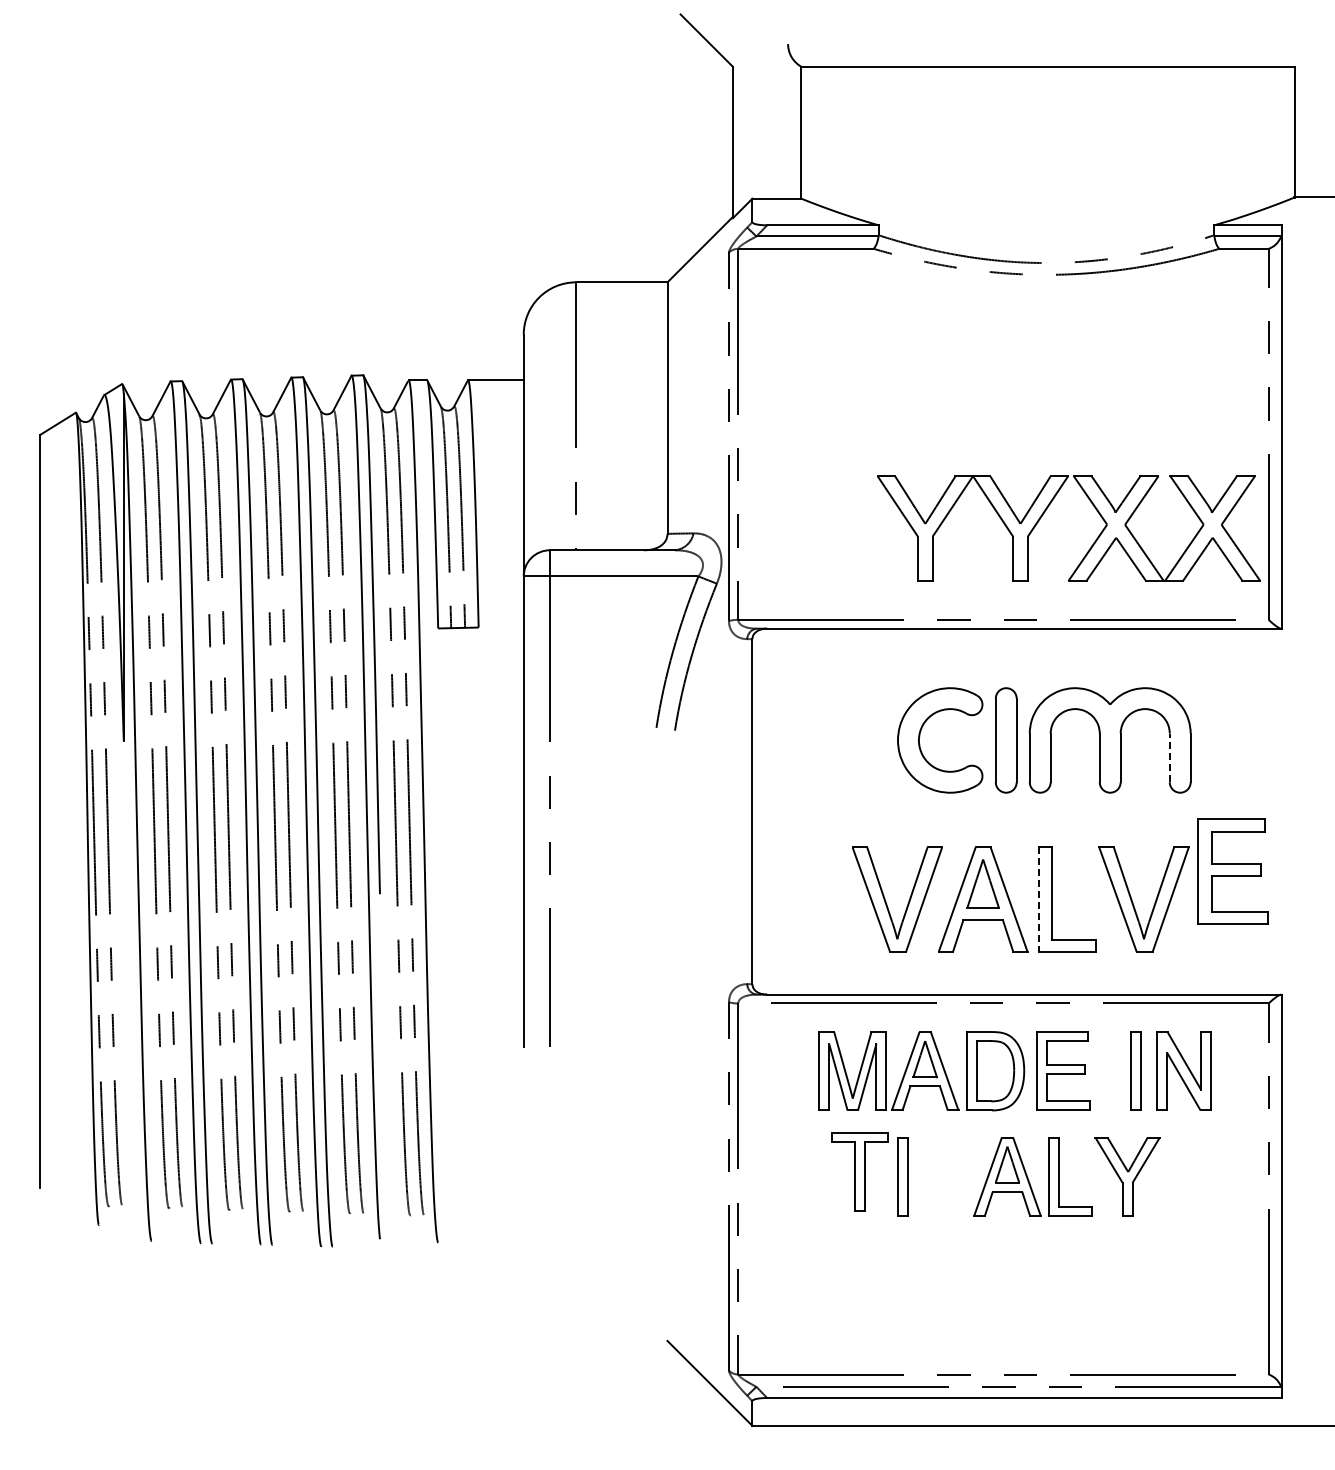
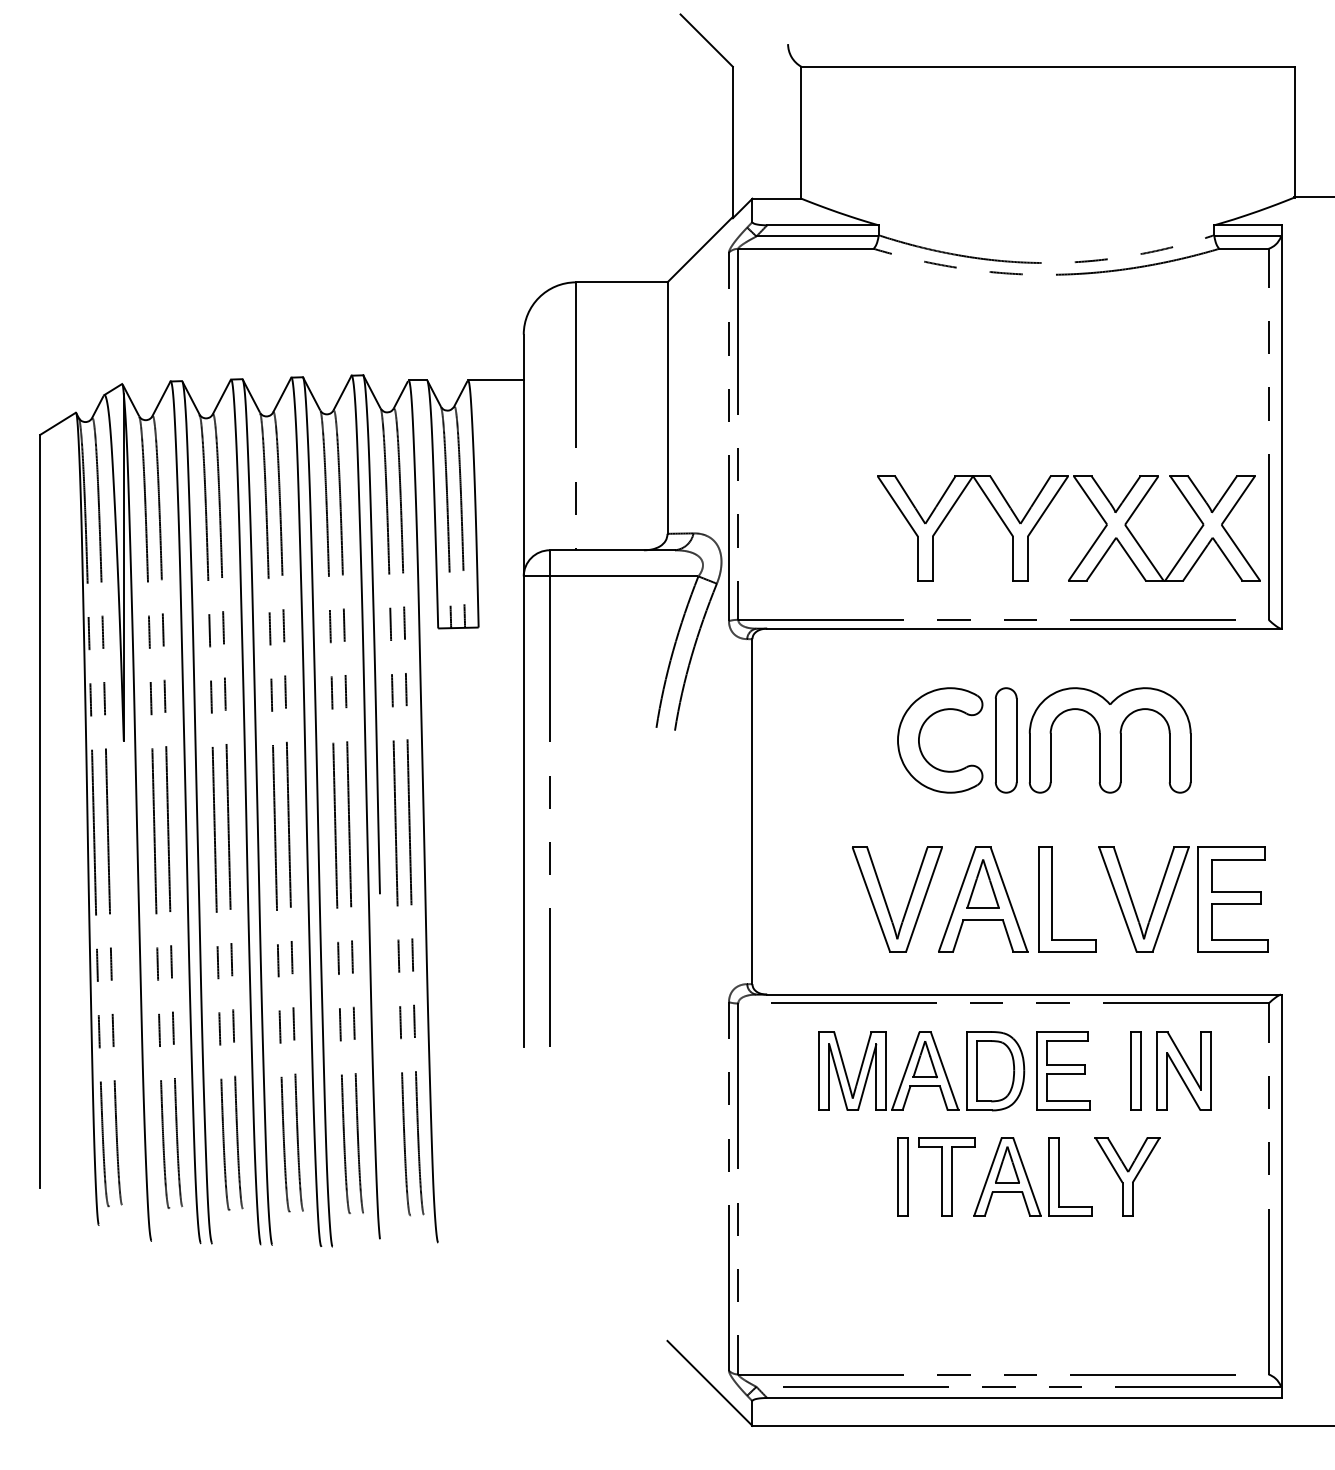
line: dashed -> solid (1169, 757)
part position: (1232, 871) -> (1232, 899) (1232, 899)
line: dashed -> solid (1038, 900)
part position: (859, 1171) -> (946, 1176) (946, 1176)
